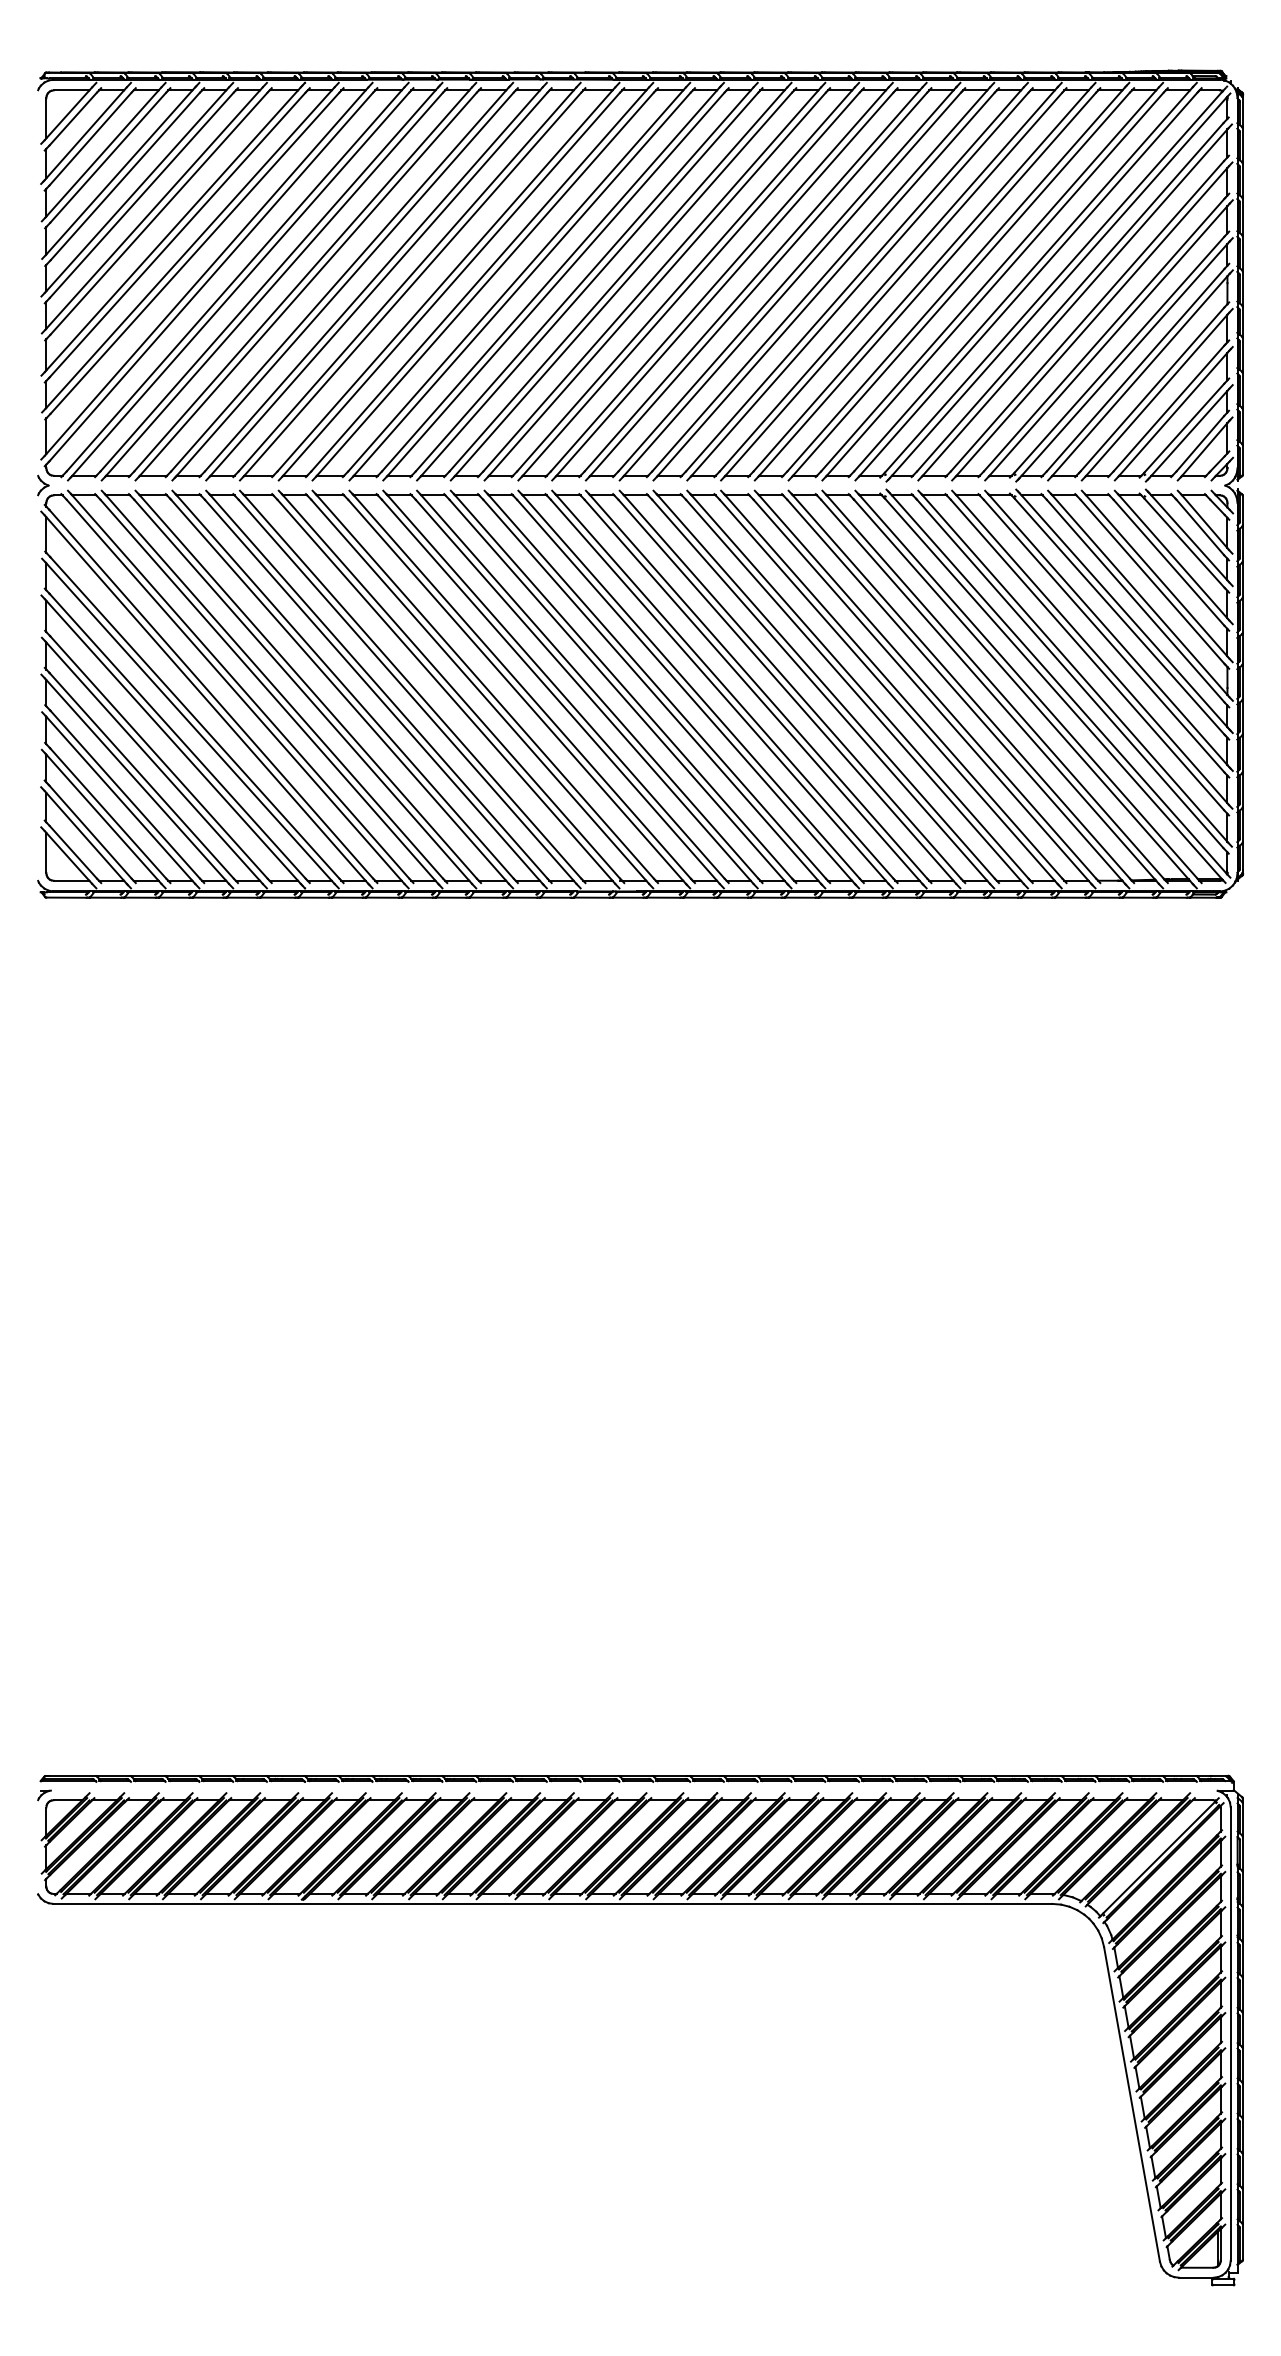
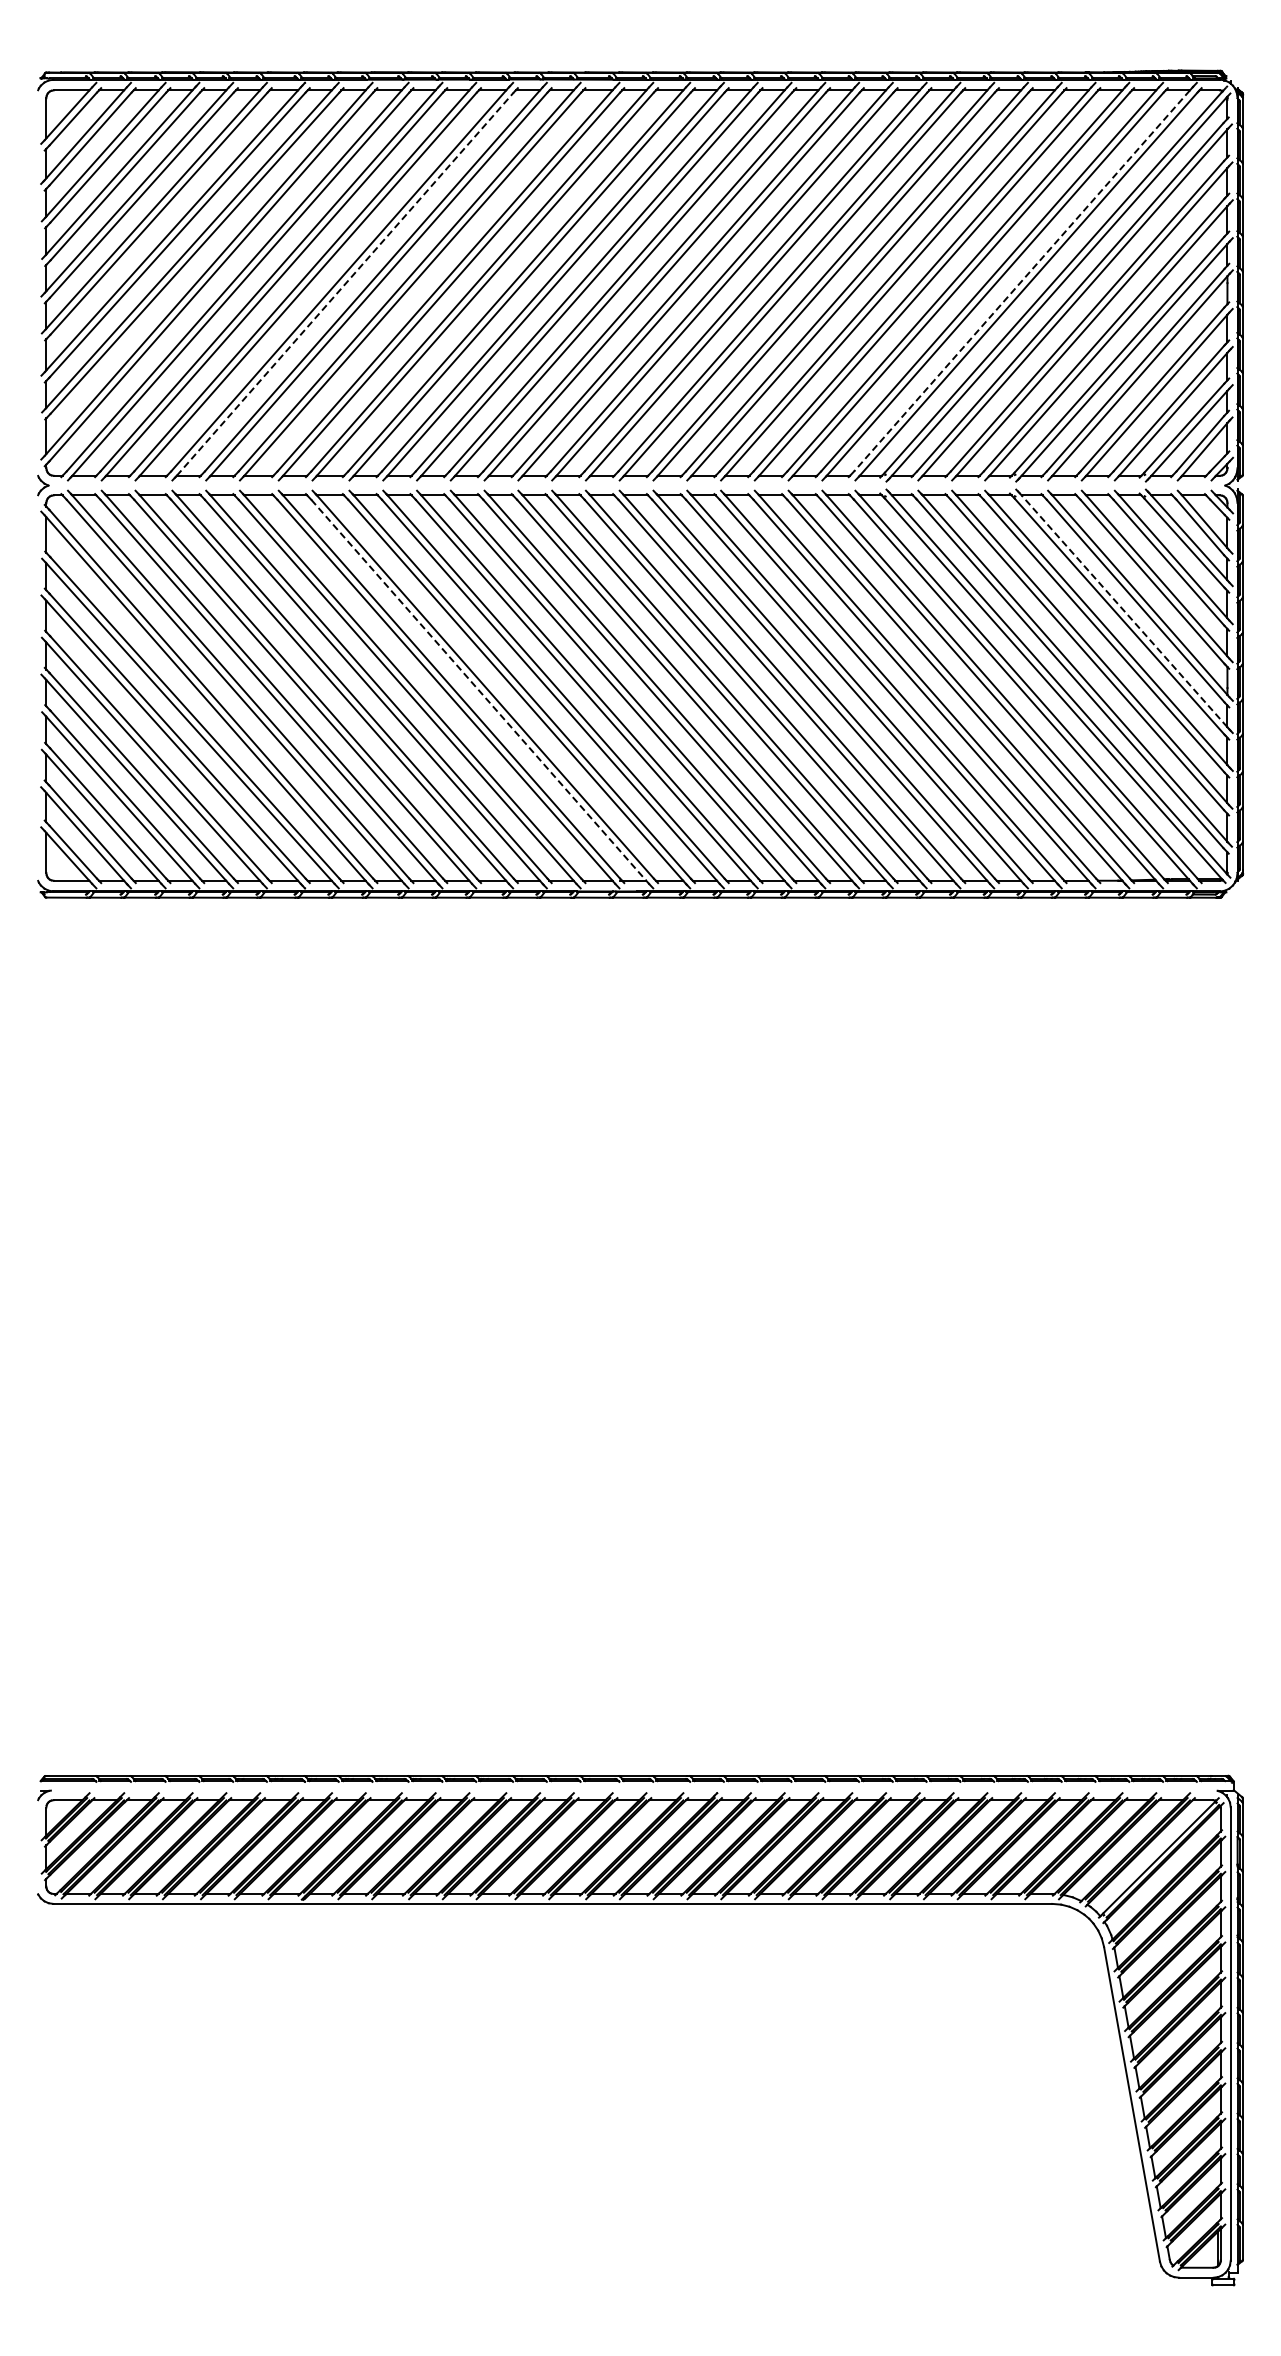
line: solid -> dashed (1022, 280)
line: solid -> dashed (345, 283)
line: solid -> dashed (1124, 611)
line: solid -> dashed (478, 690)
